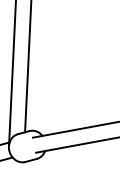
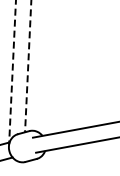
line: solid -> dashed (28, 66)
line: solid -> dashed (12, 72)
